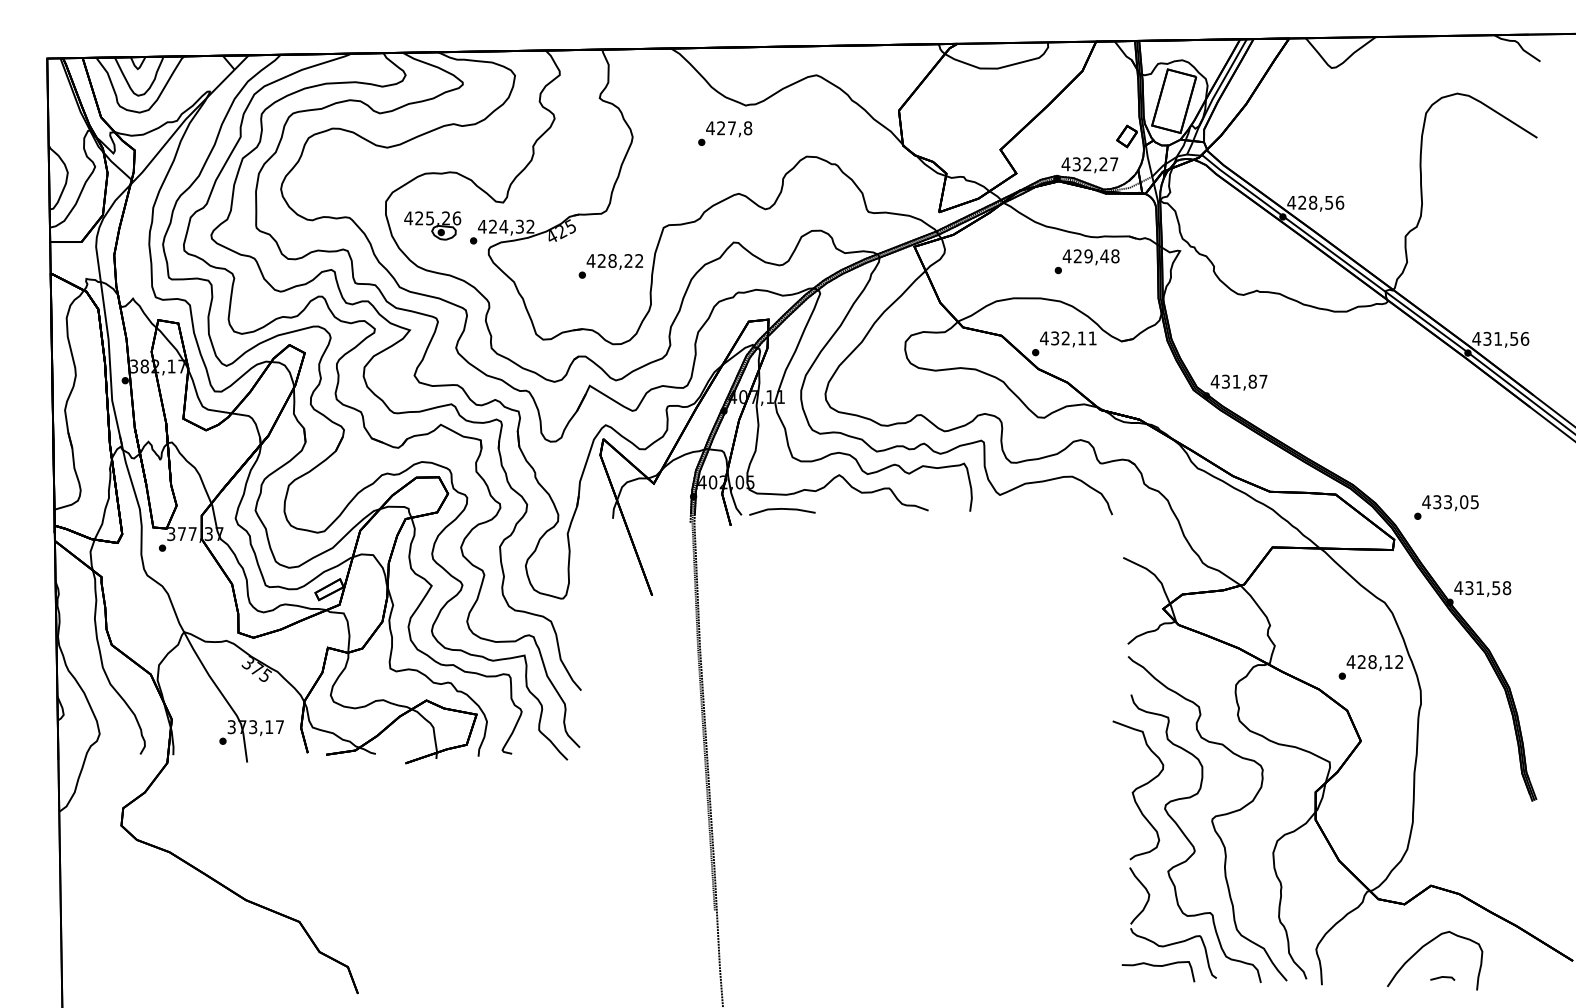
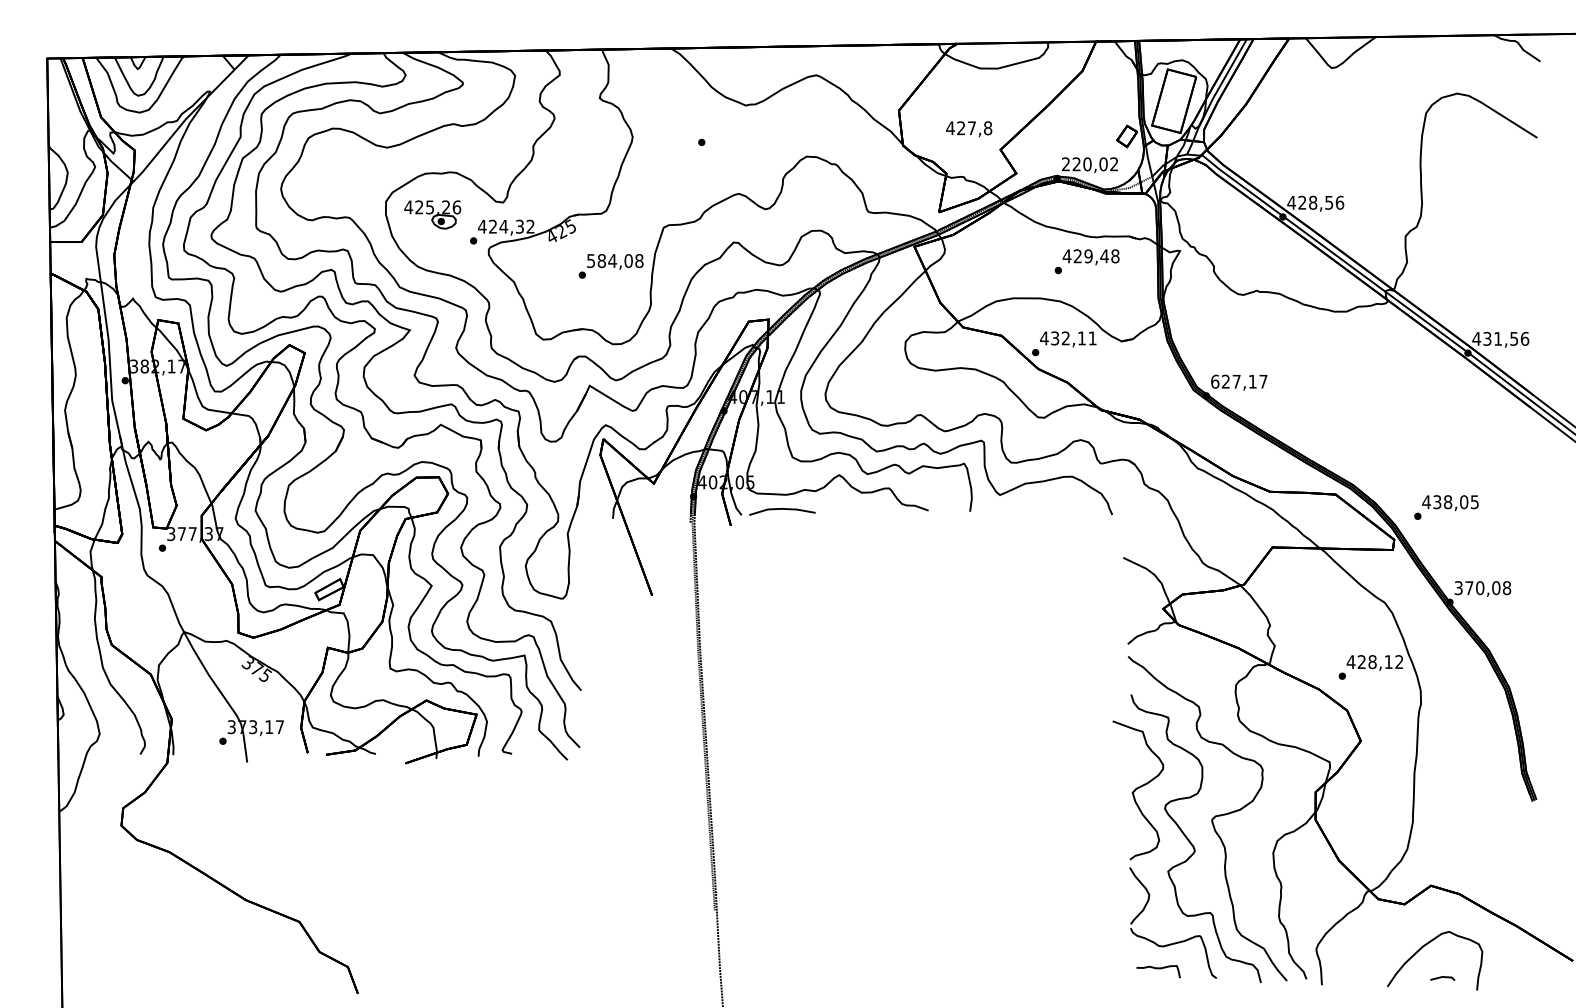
text position: (729, 129) -> (969, 129) (969, 129)
text: 432,27 -> 220,02 (1089, 164)
part position: (432, 225) -> (432, 214) (432, 214)
text: 428,22 -> 584,08 (614, 261)
text: 431,87 -> 627,17 (1233, 381)
text: 433,05 -> 438,05 (1448, 502)
text: 431,58 -> 370,08 (1477, 588)
part size: 75x22 px -> 45x14 px (1158, 971)
